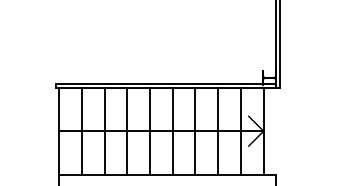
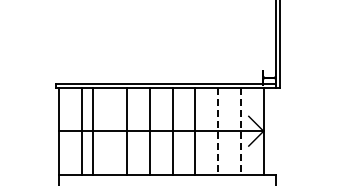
line position: (104, 130) -> (92, 130) (92, 130)
line: solid -> dashed (218, 131)
line: solid -> dashed (240, 131)
